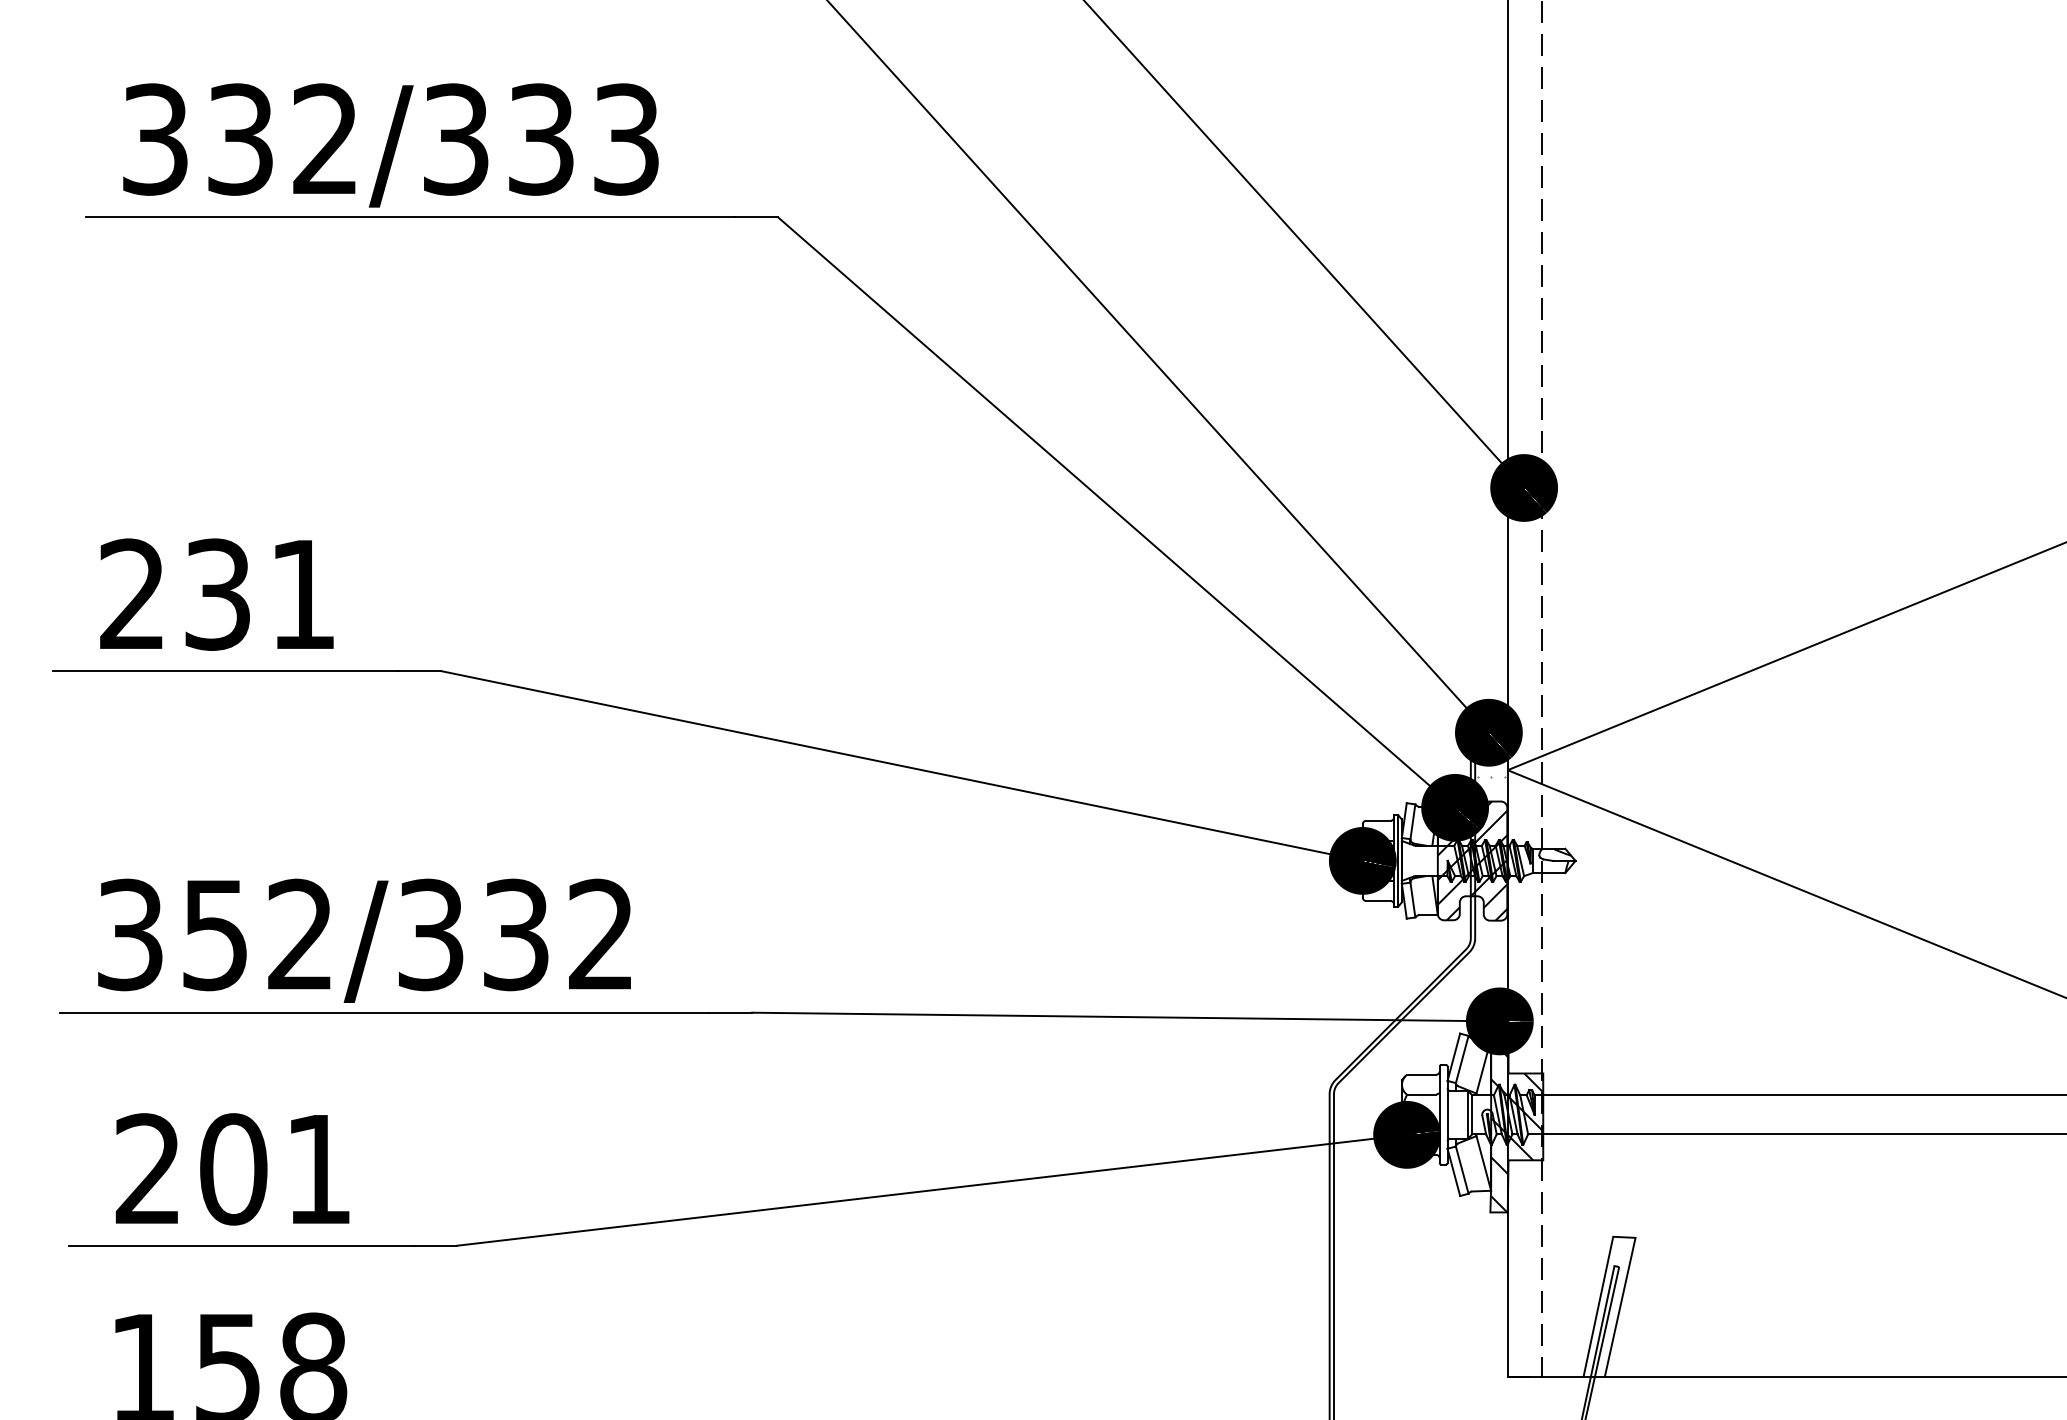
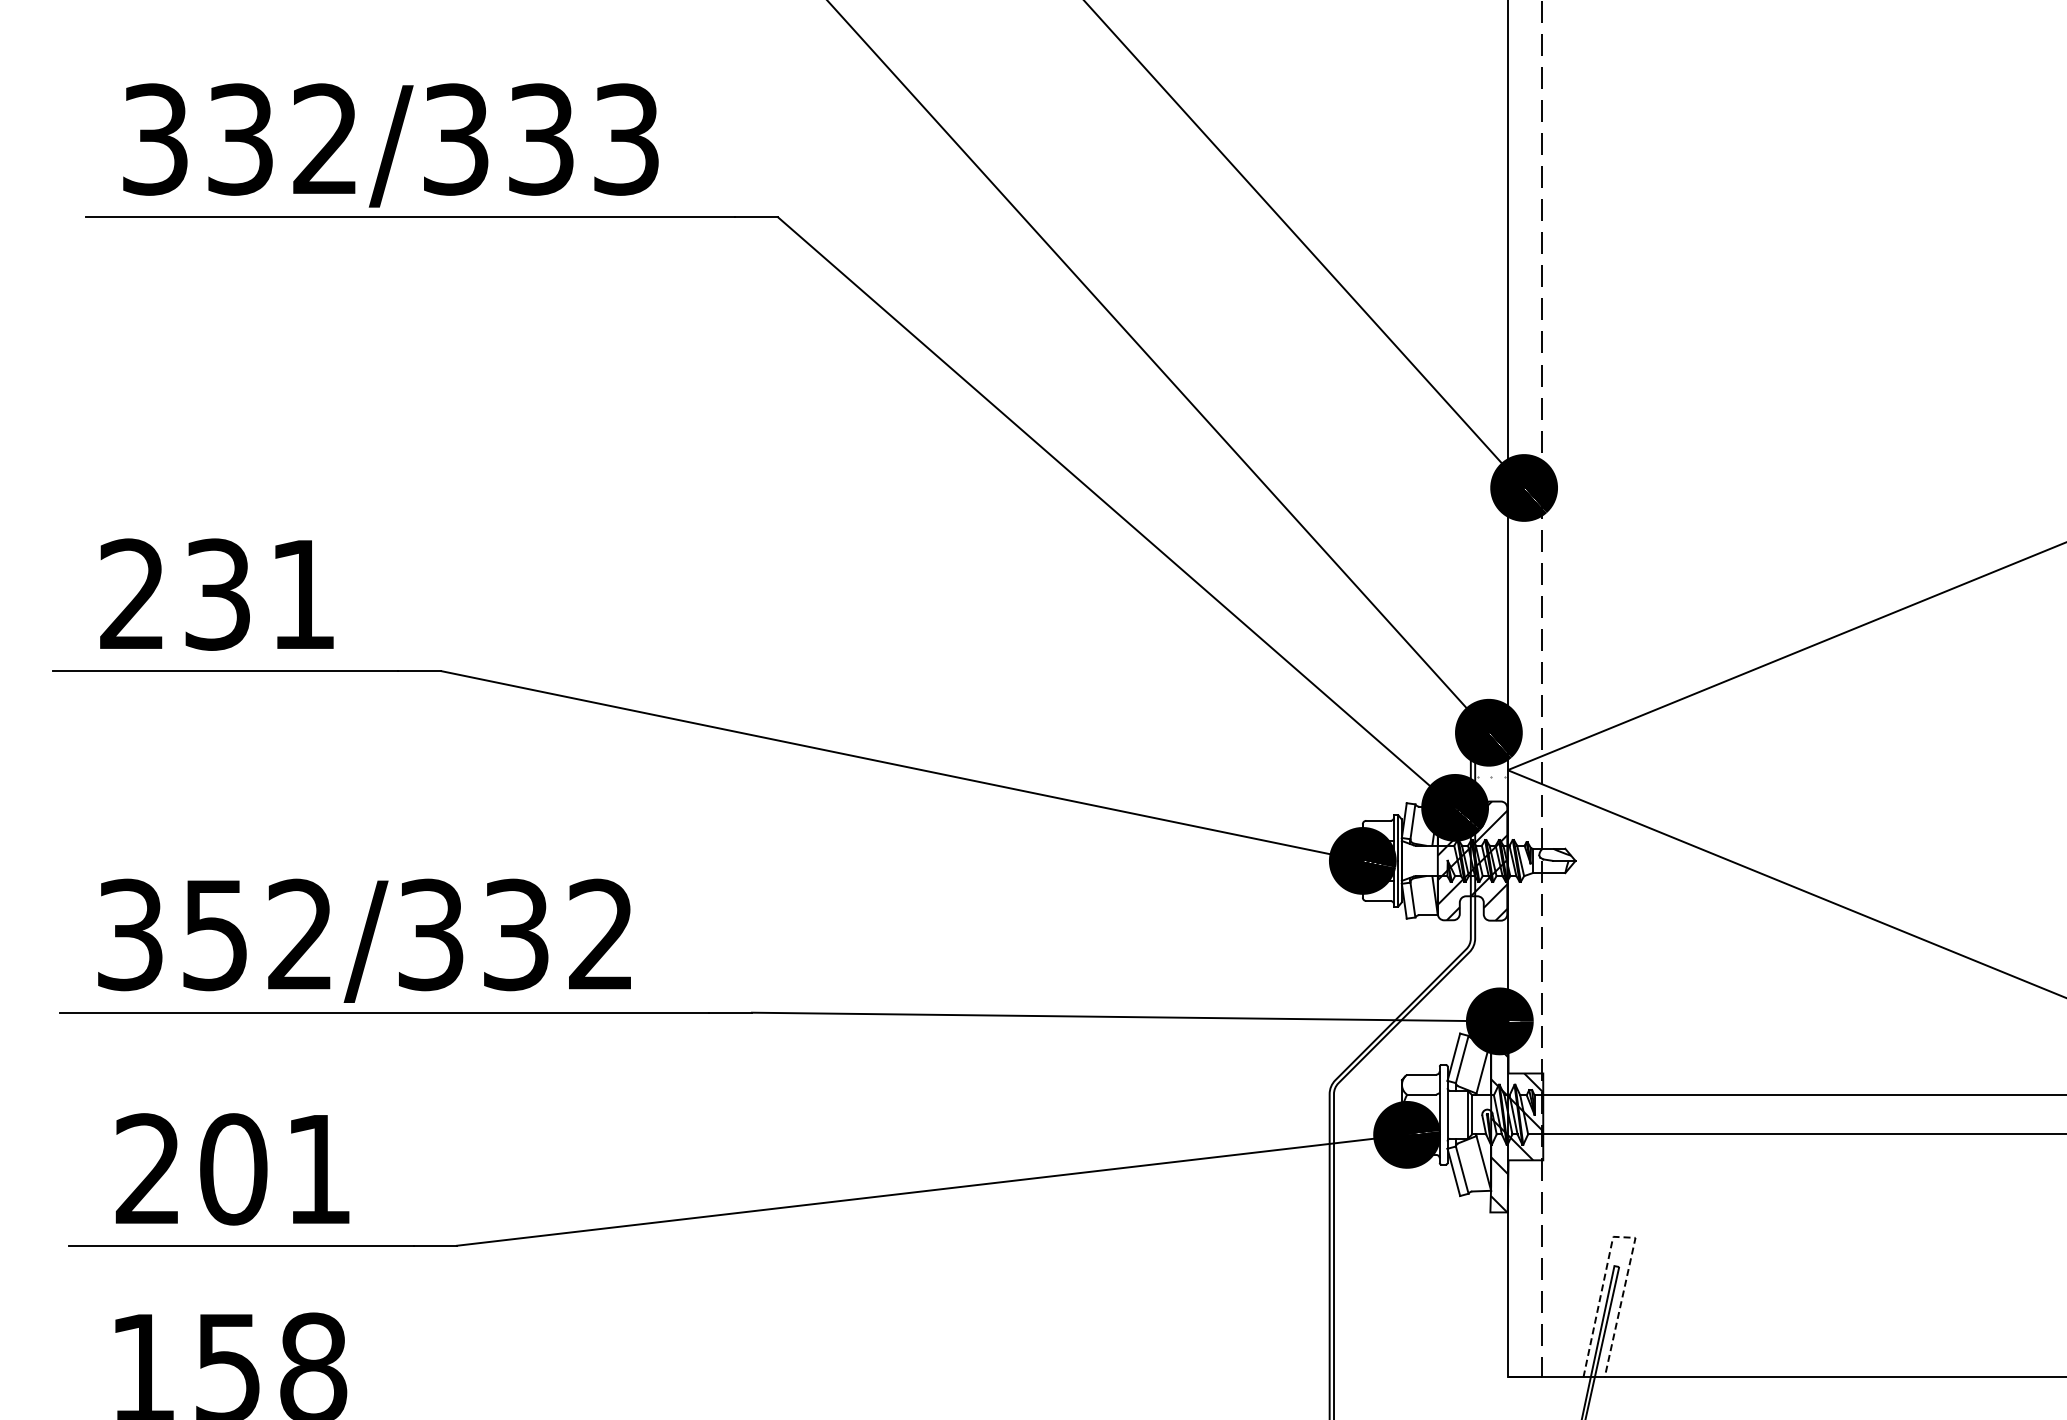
line: solid -> dashed (1623, 1237)
